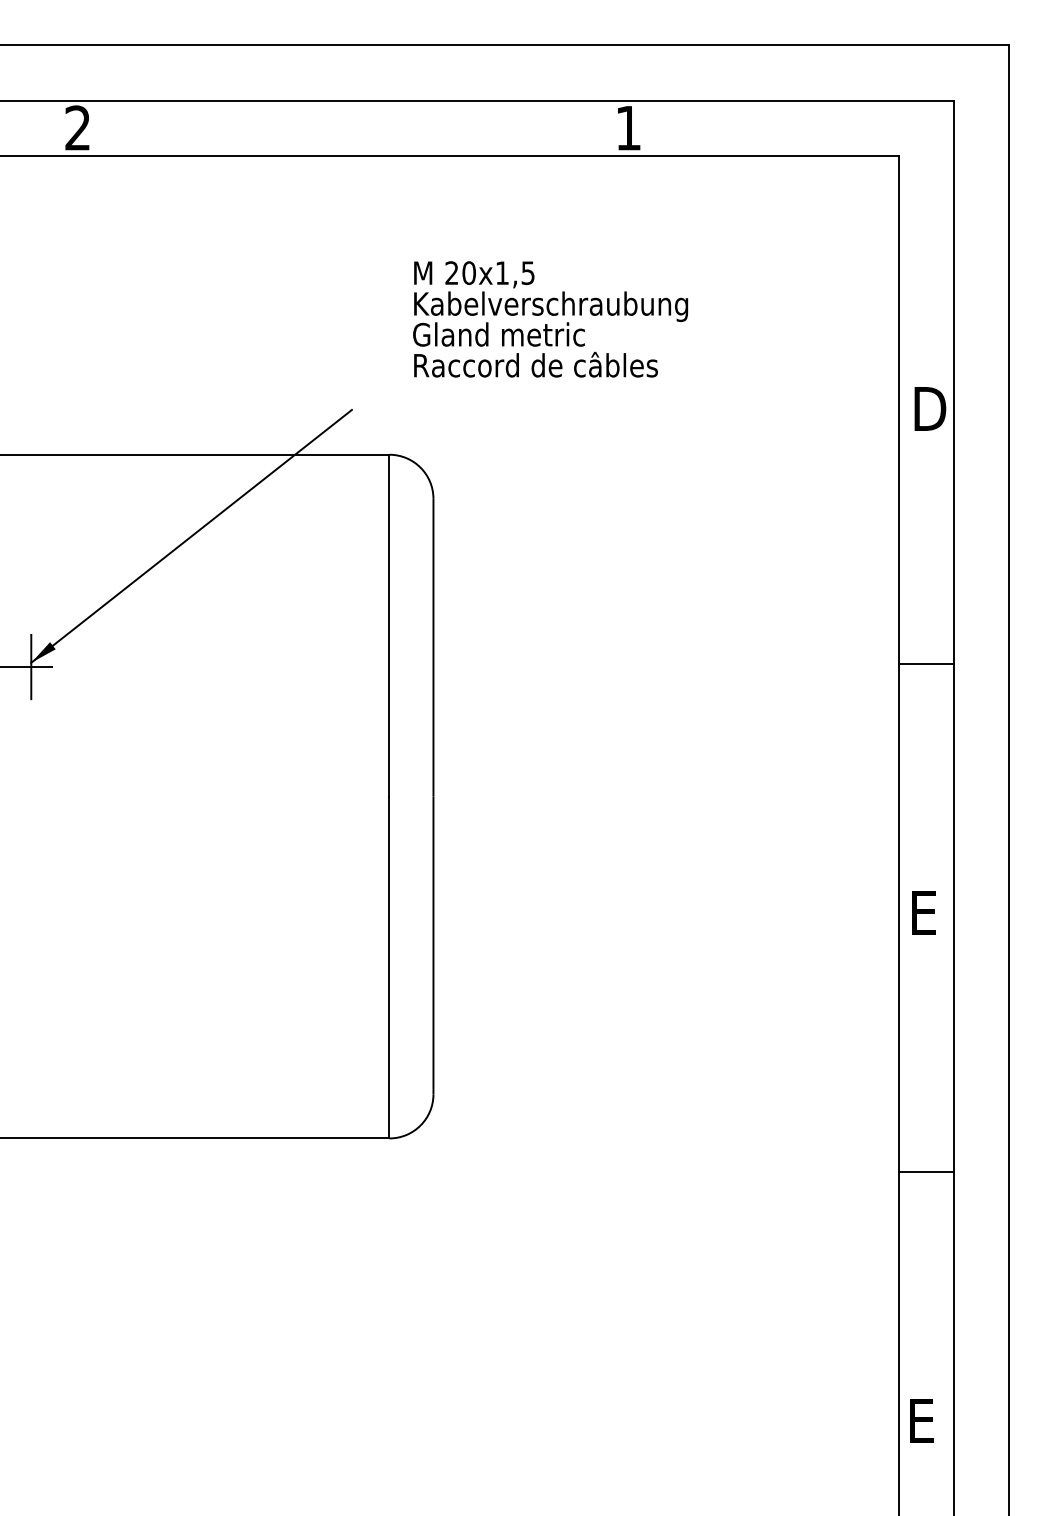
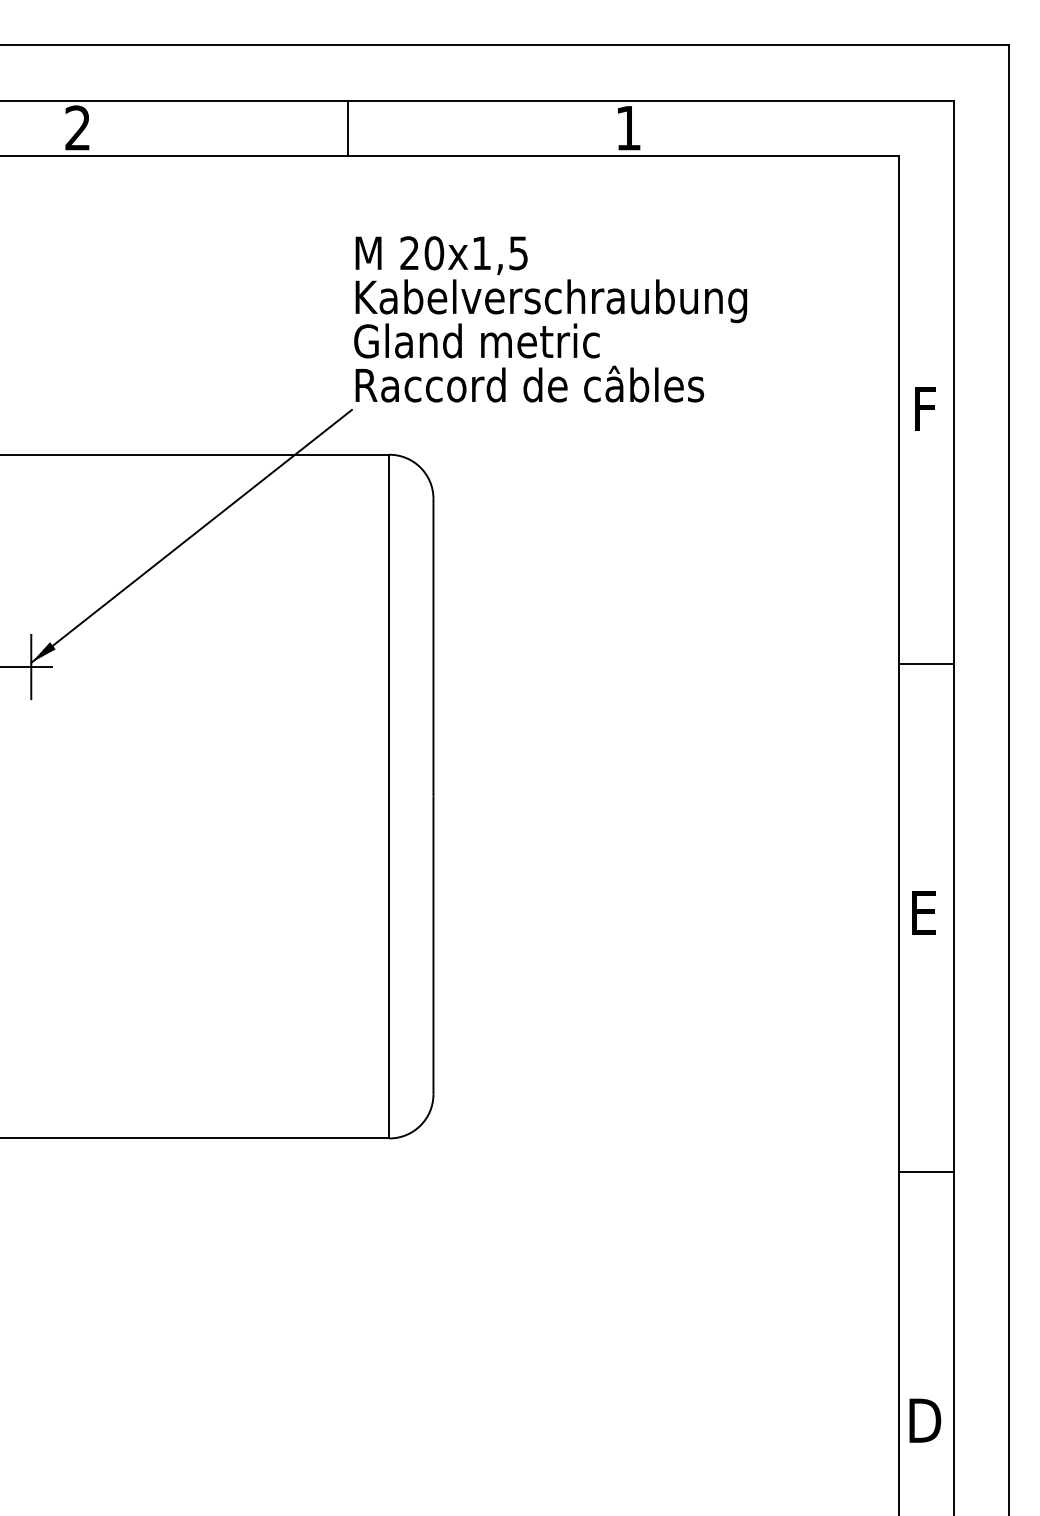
line: none -> present (347, 127)
part size: 276x117 px -> 393x167 px (550, 319)
text: D -> F (930, 408)
text: E -> D (925, 1420)
